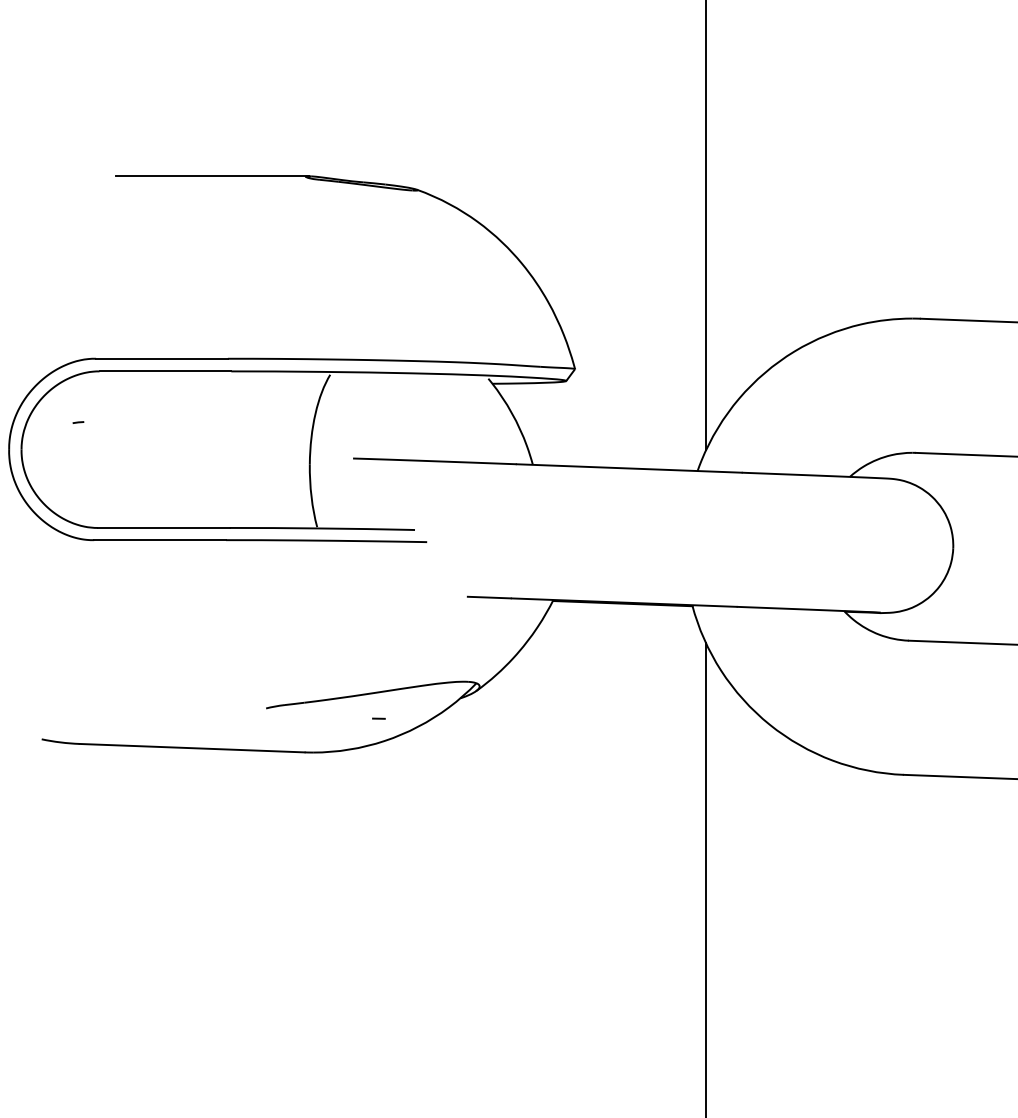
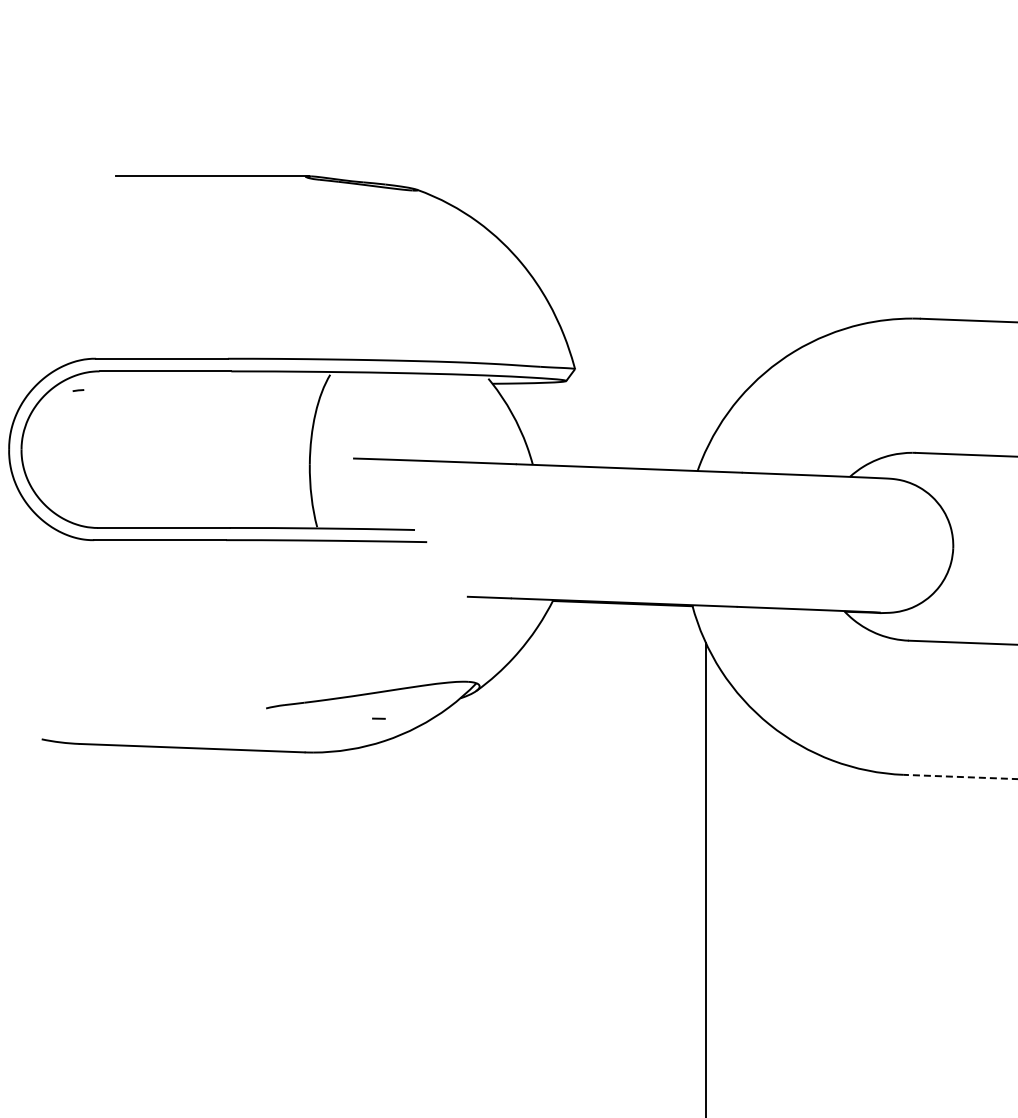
line: present -> none (706, 226)
curve position: (78, 422) -> (78, 390) (78, 390)
line: solid -> dashed (960, 776)
